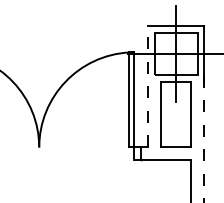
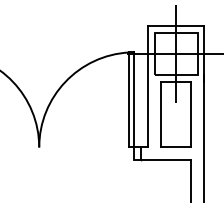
line: dashed -> solid (148, 86)
line: dashed -> solid (203, 139)
